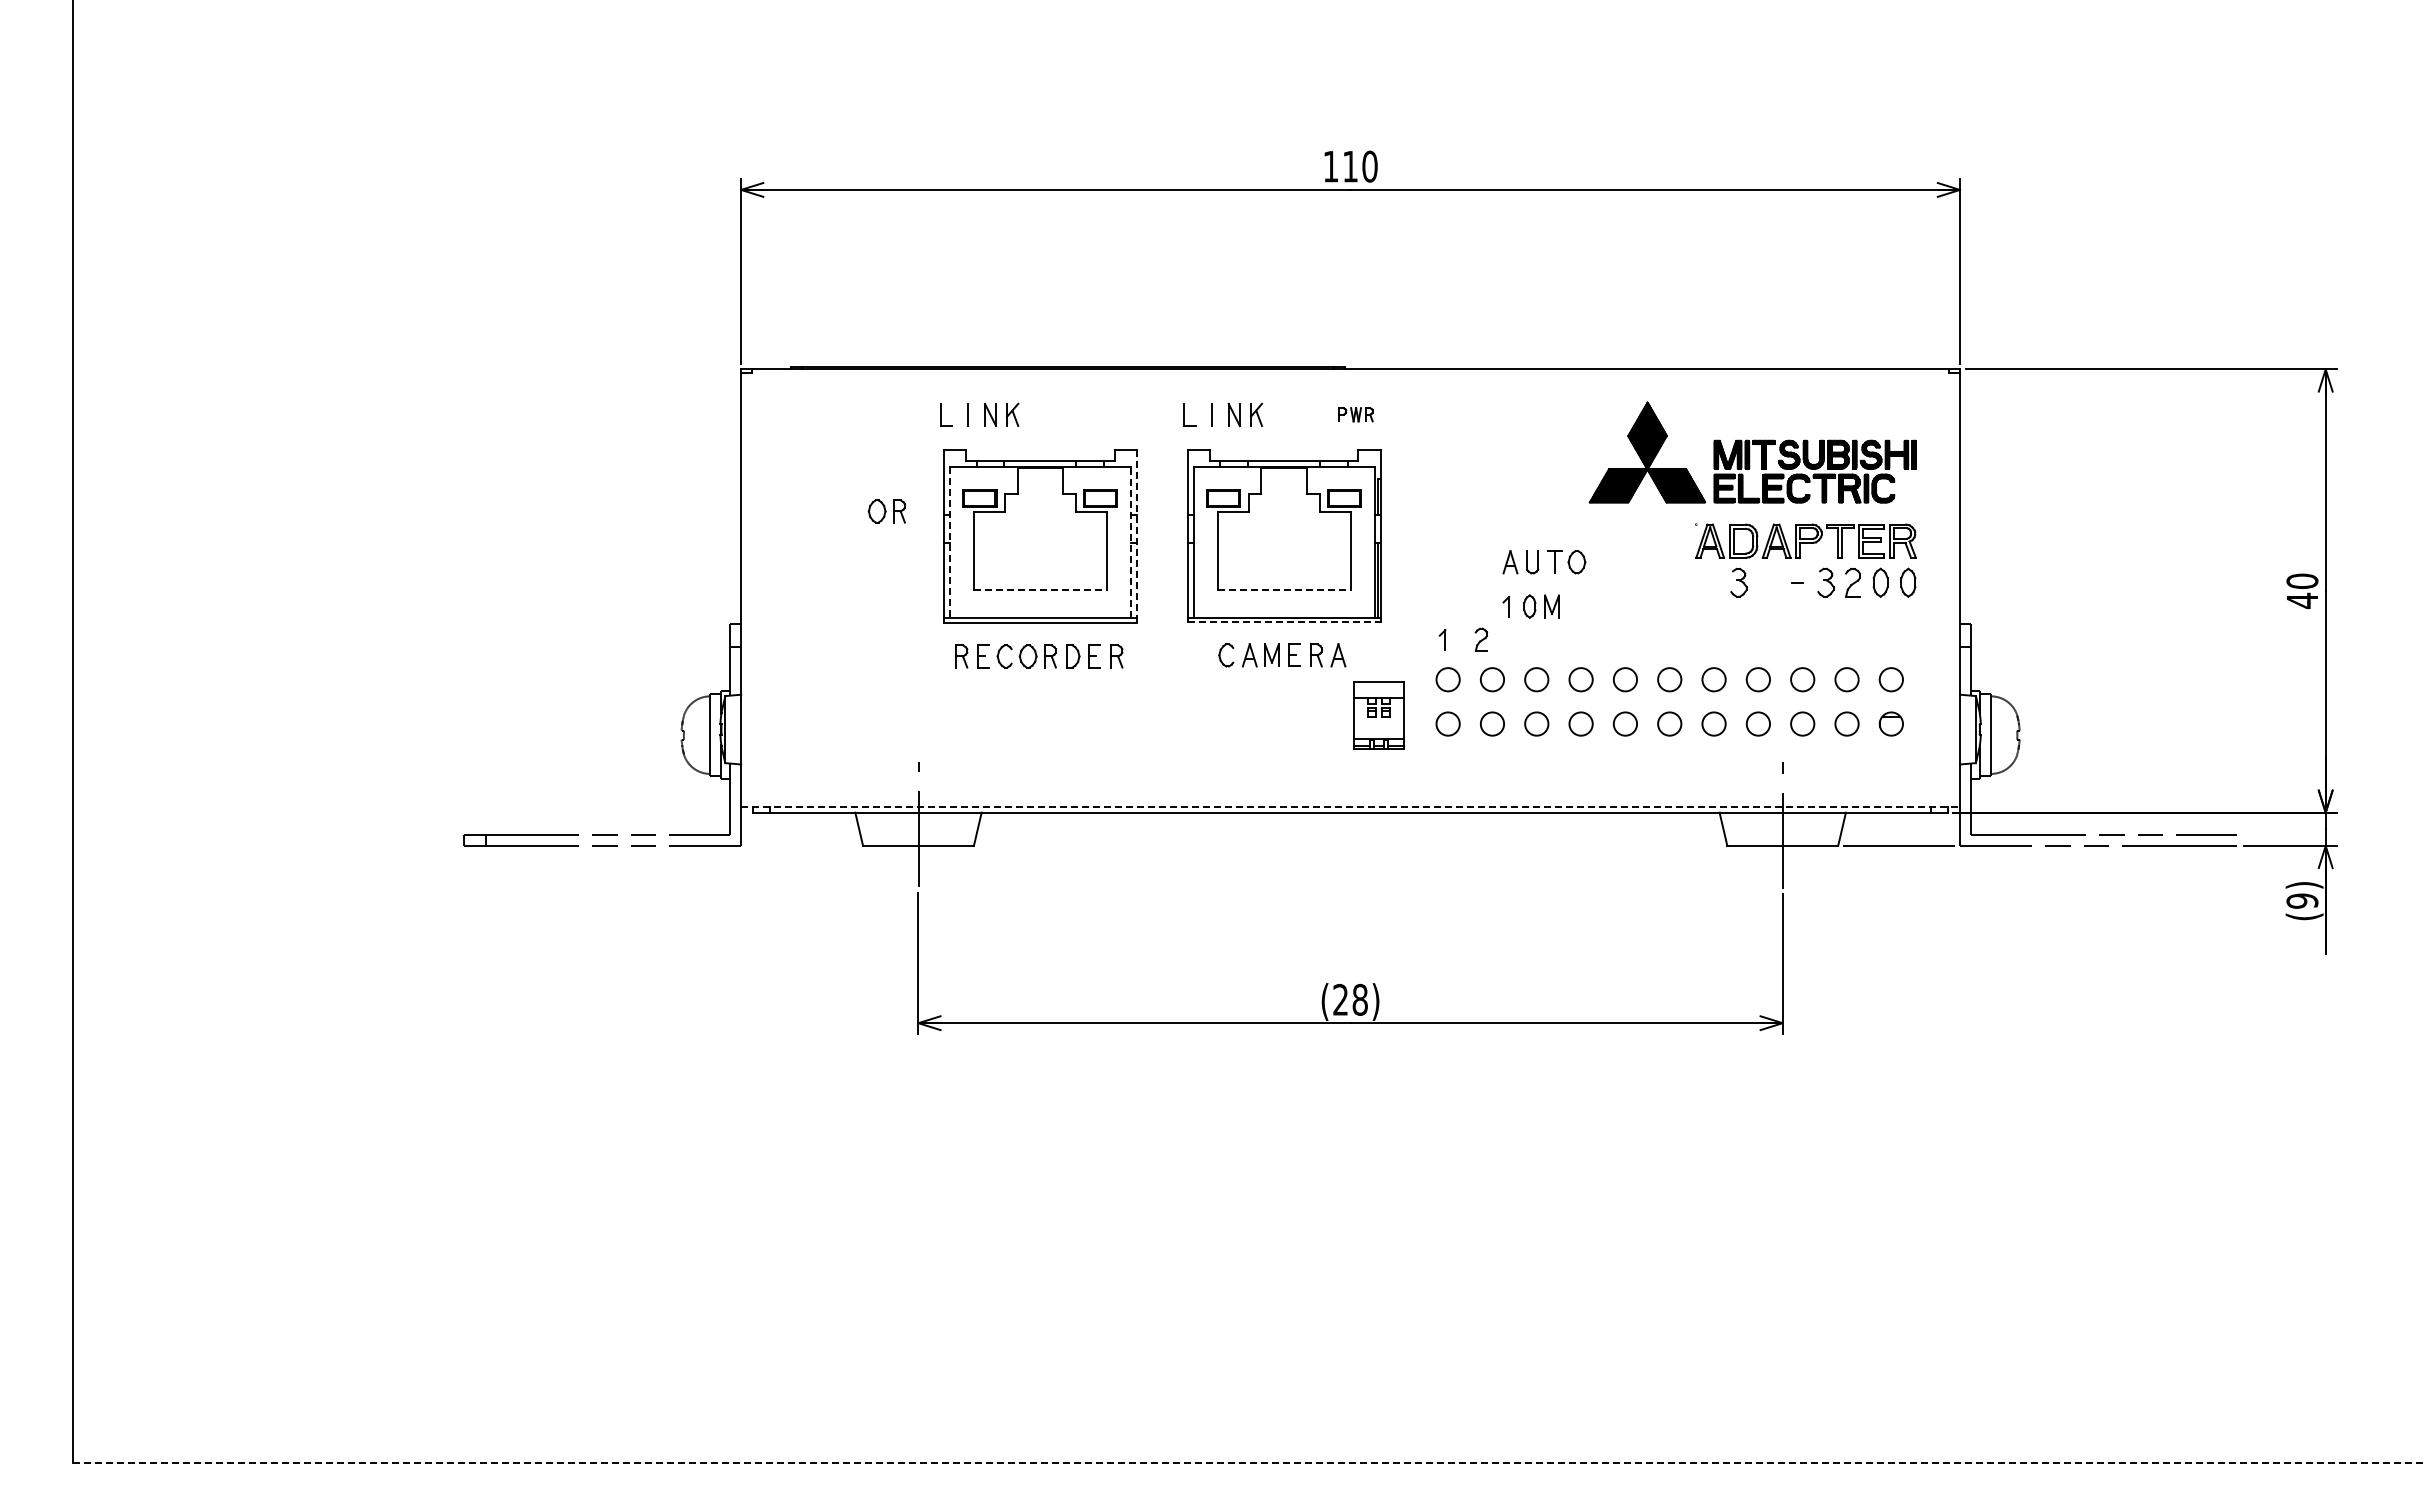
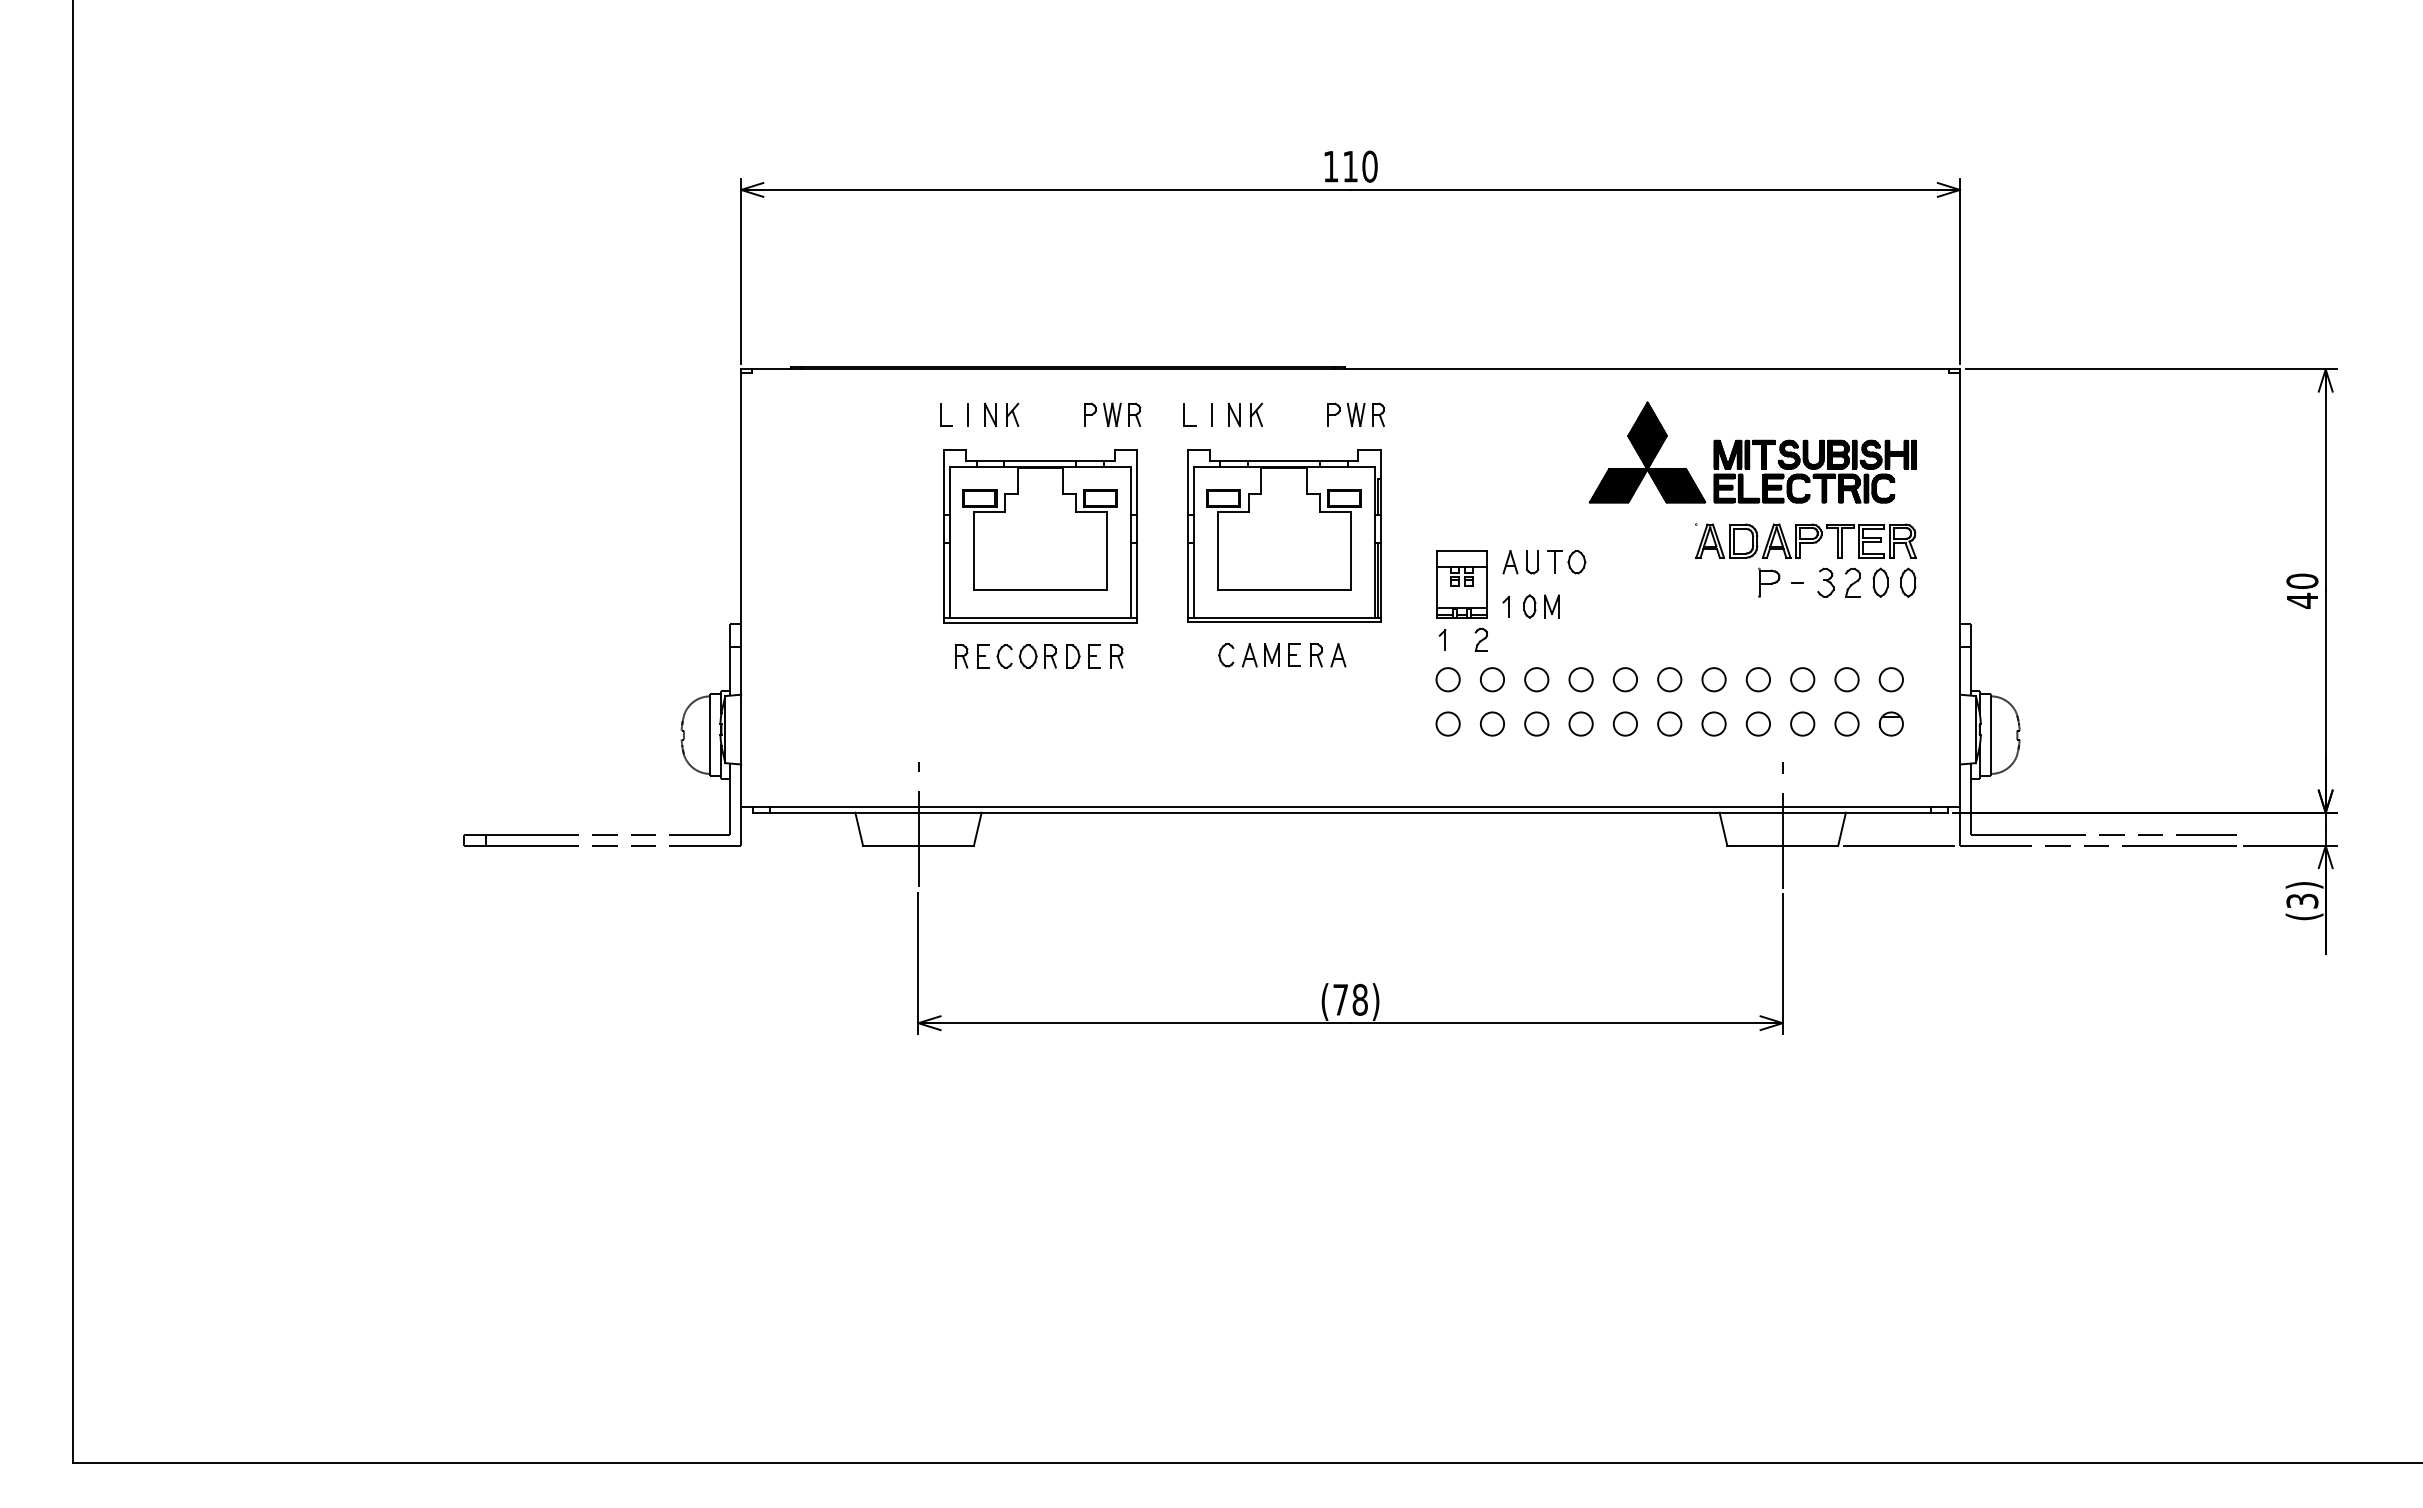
part: none -> present (1112, 414)
part size: 36x16 px -> 58x25 px (1355, 414)
part: present -> none (886, 511)
line: dashed -> solid (1136, 537)
line: dashed -> solid (1130, 541)
line: dashed -> solid (950, 542)
part: present -> none (1738, 582)
part: none -> present (1769, 582)
line: dashed -> solid (1040, 589)
line: dashed -> solid (1284, 589)
line: dashed -> solid (1284, 622)
part position: (1378, 715) -> (1461, 584) (1461, 584)
line: dashed -> solid (1351, 807)
text: (9) -> (3) (2302, 900)
text: (28) -> (78) (1340, 999)
line: dashed -> solid (1247, 1462)
